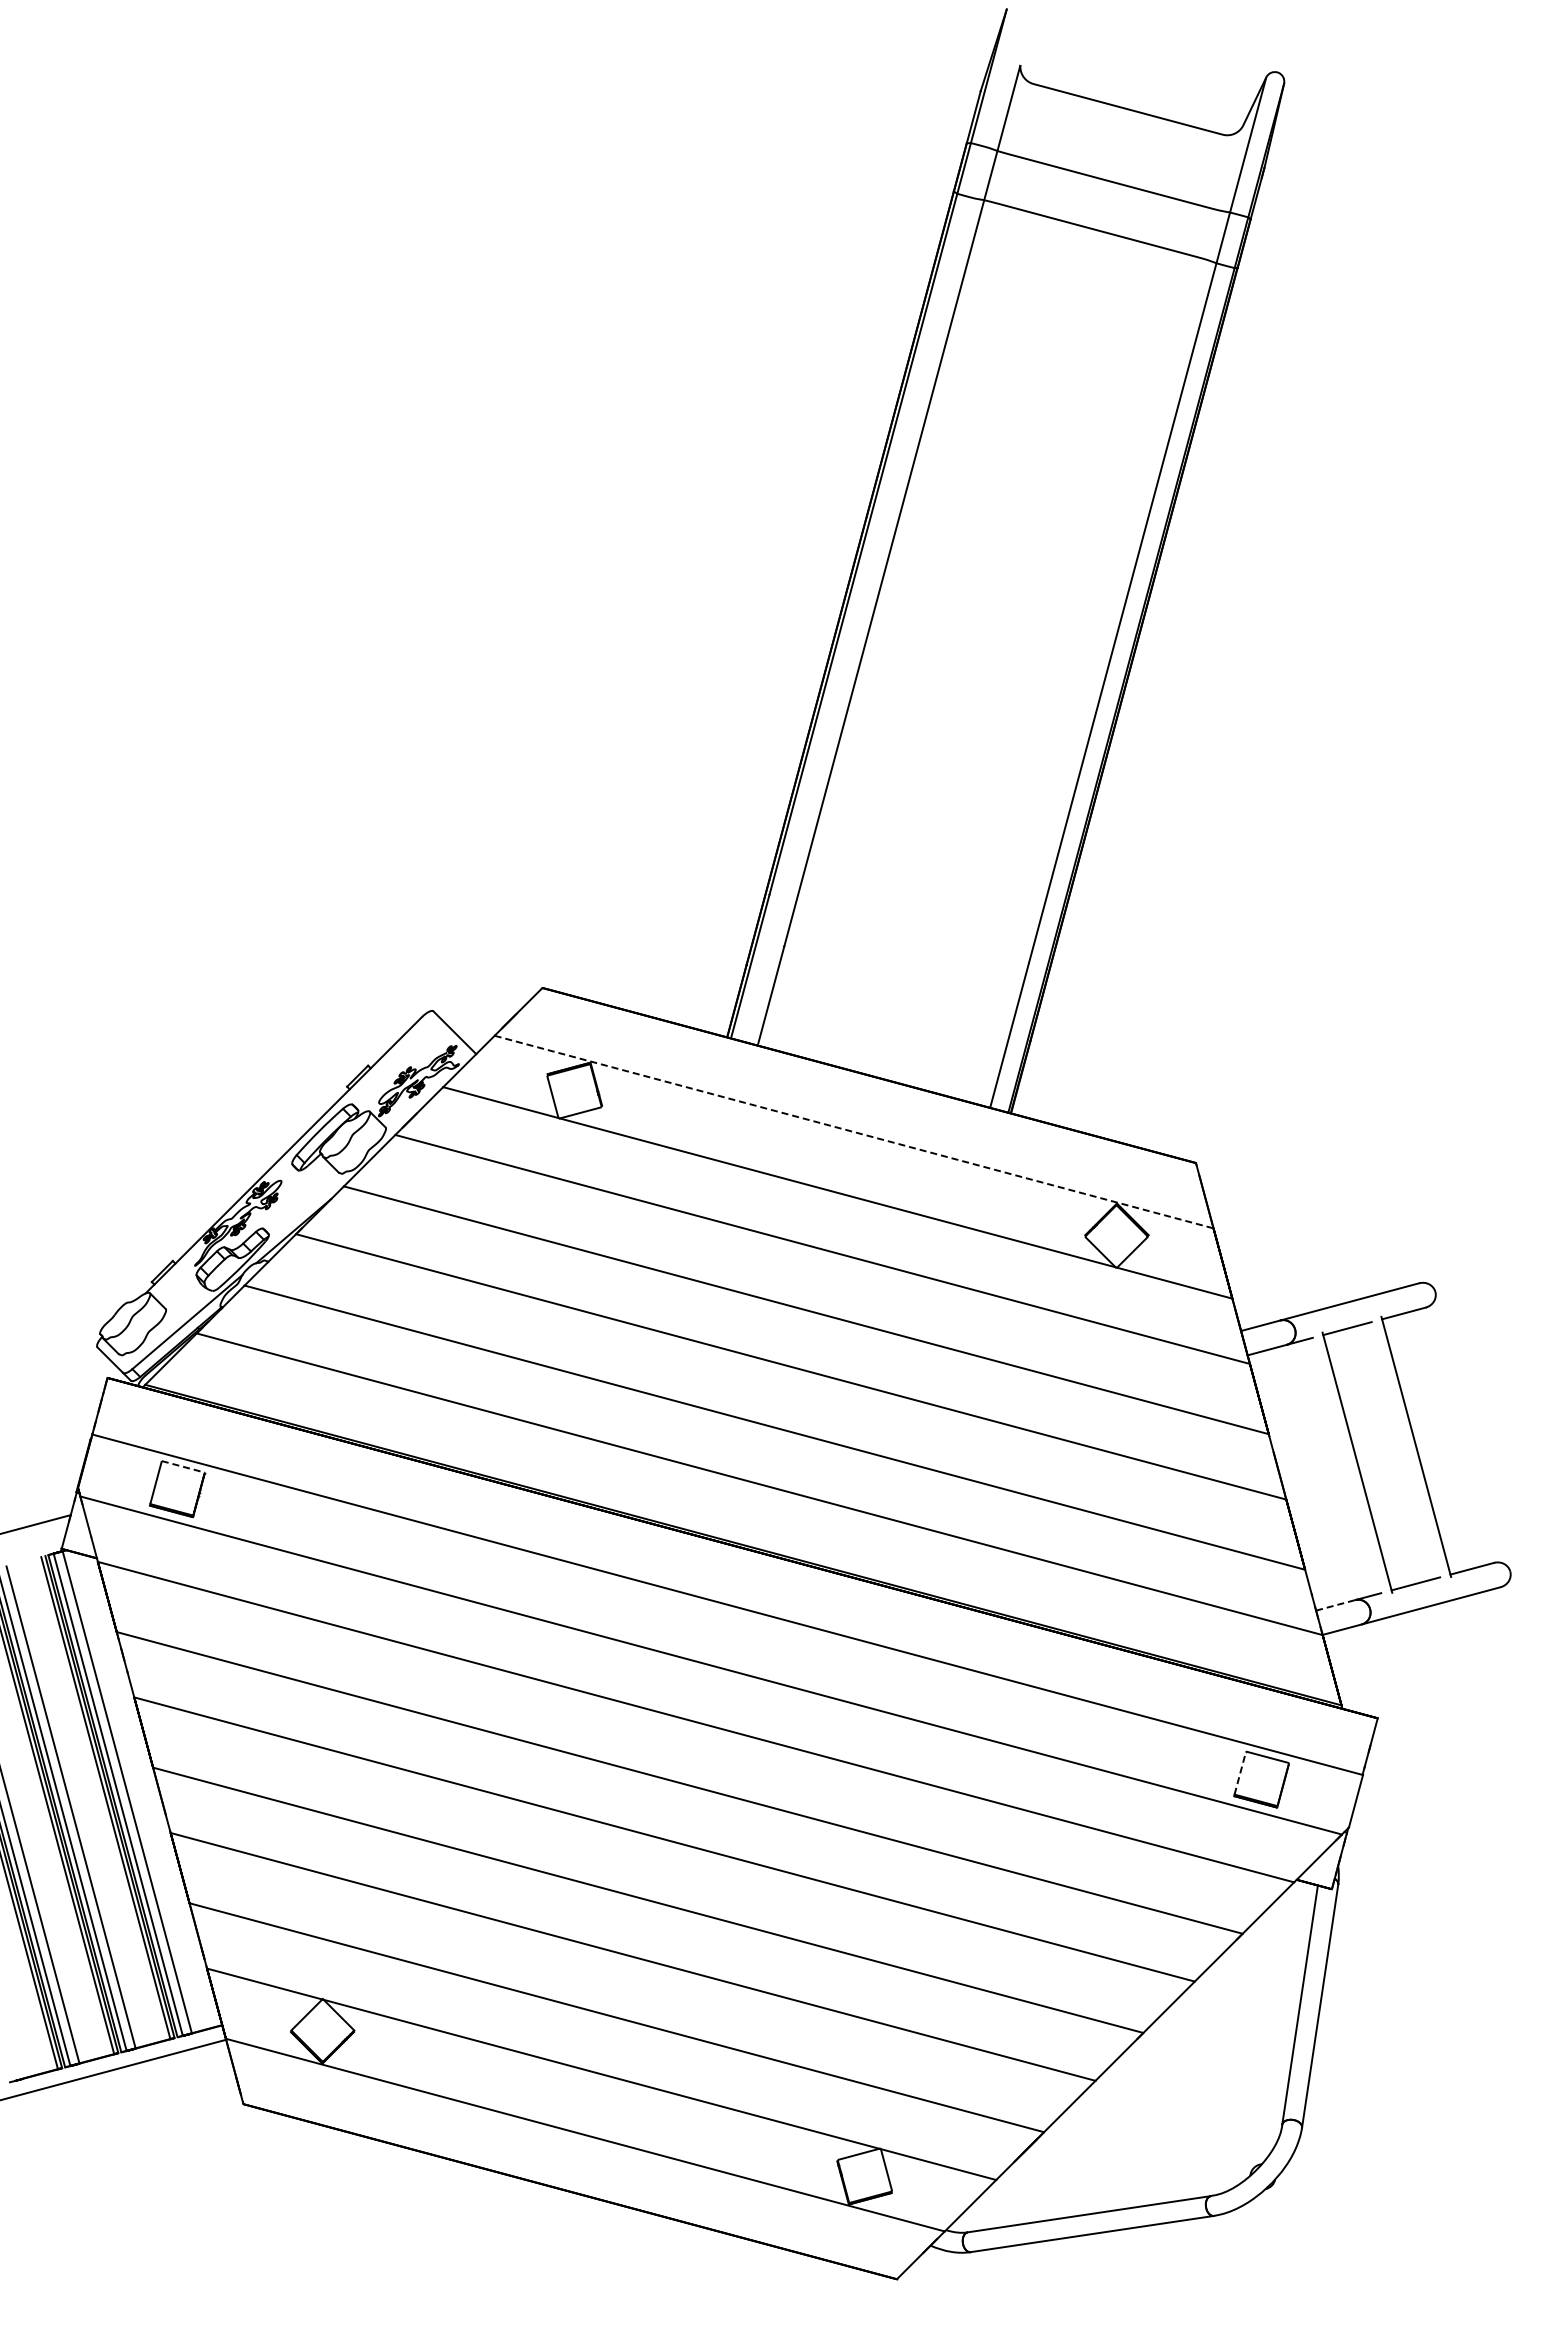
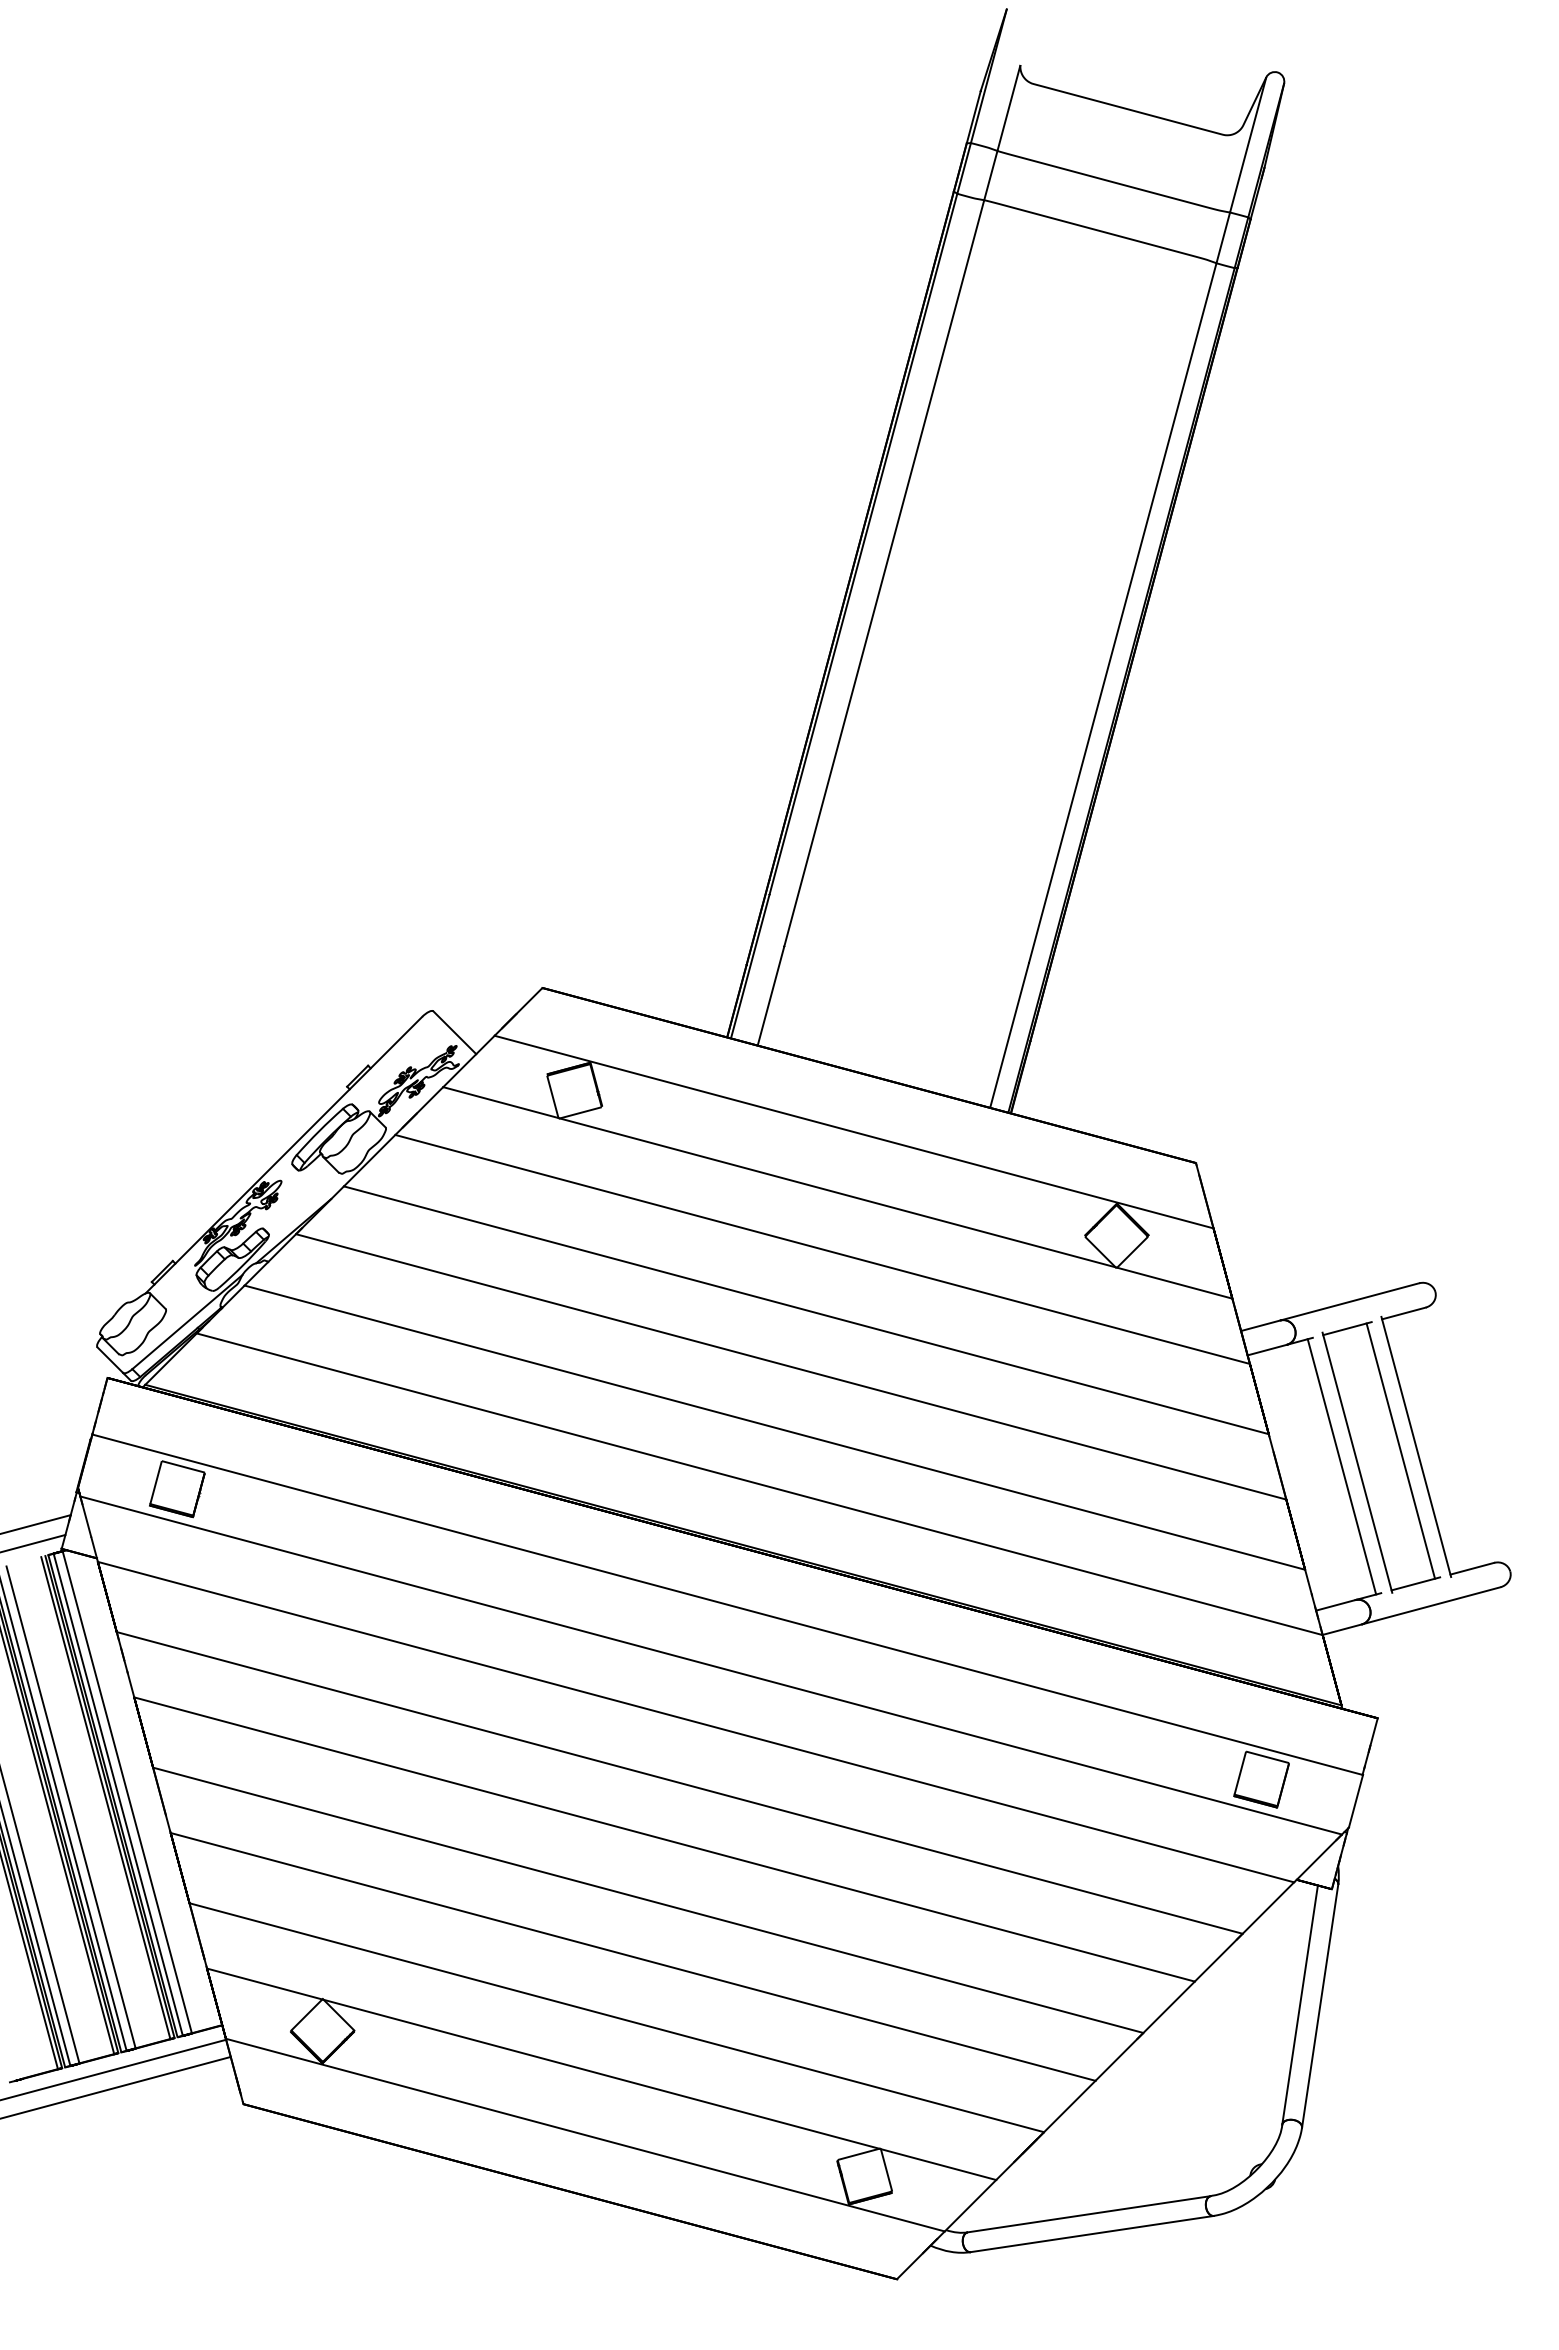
line: dashed -> solid (854, 1132)
line: none -> present (1400, 1450)
line: dashed -> solid (183, 1466)
line: none -> present (1341, 1466)
line: none -> present (33, 1542)
line: dashed -> solid (1336, 1605)
line: dashed -> solid (1240, 1772)
line: none -> present (116, 2087)
